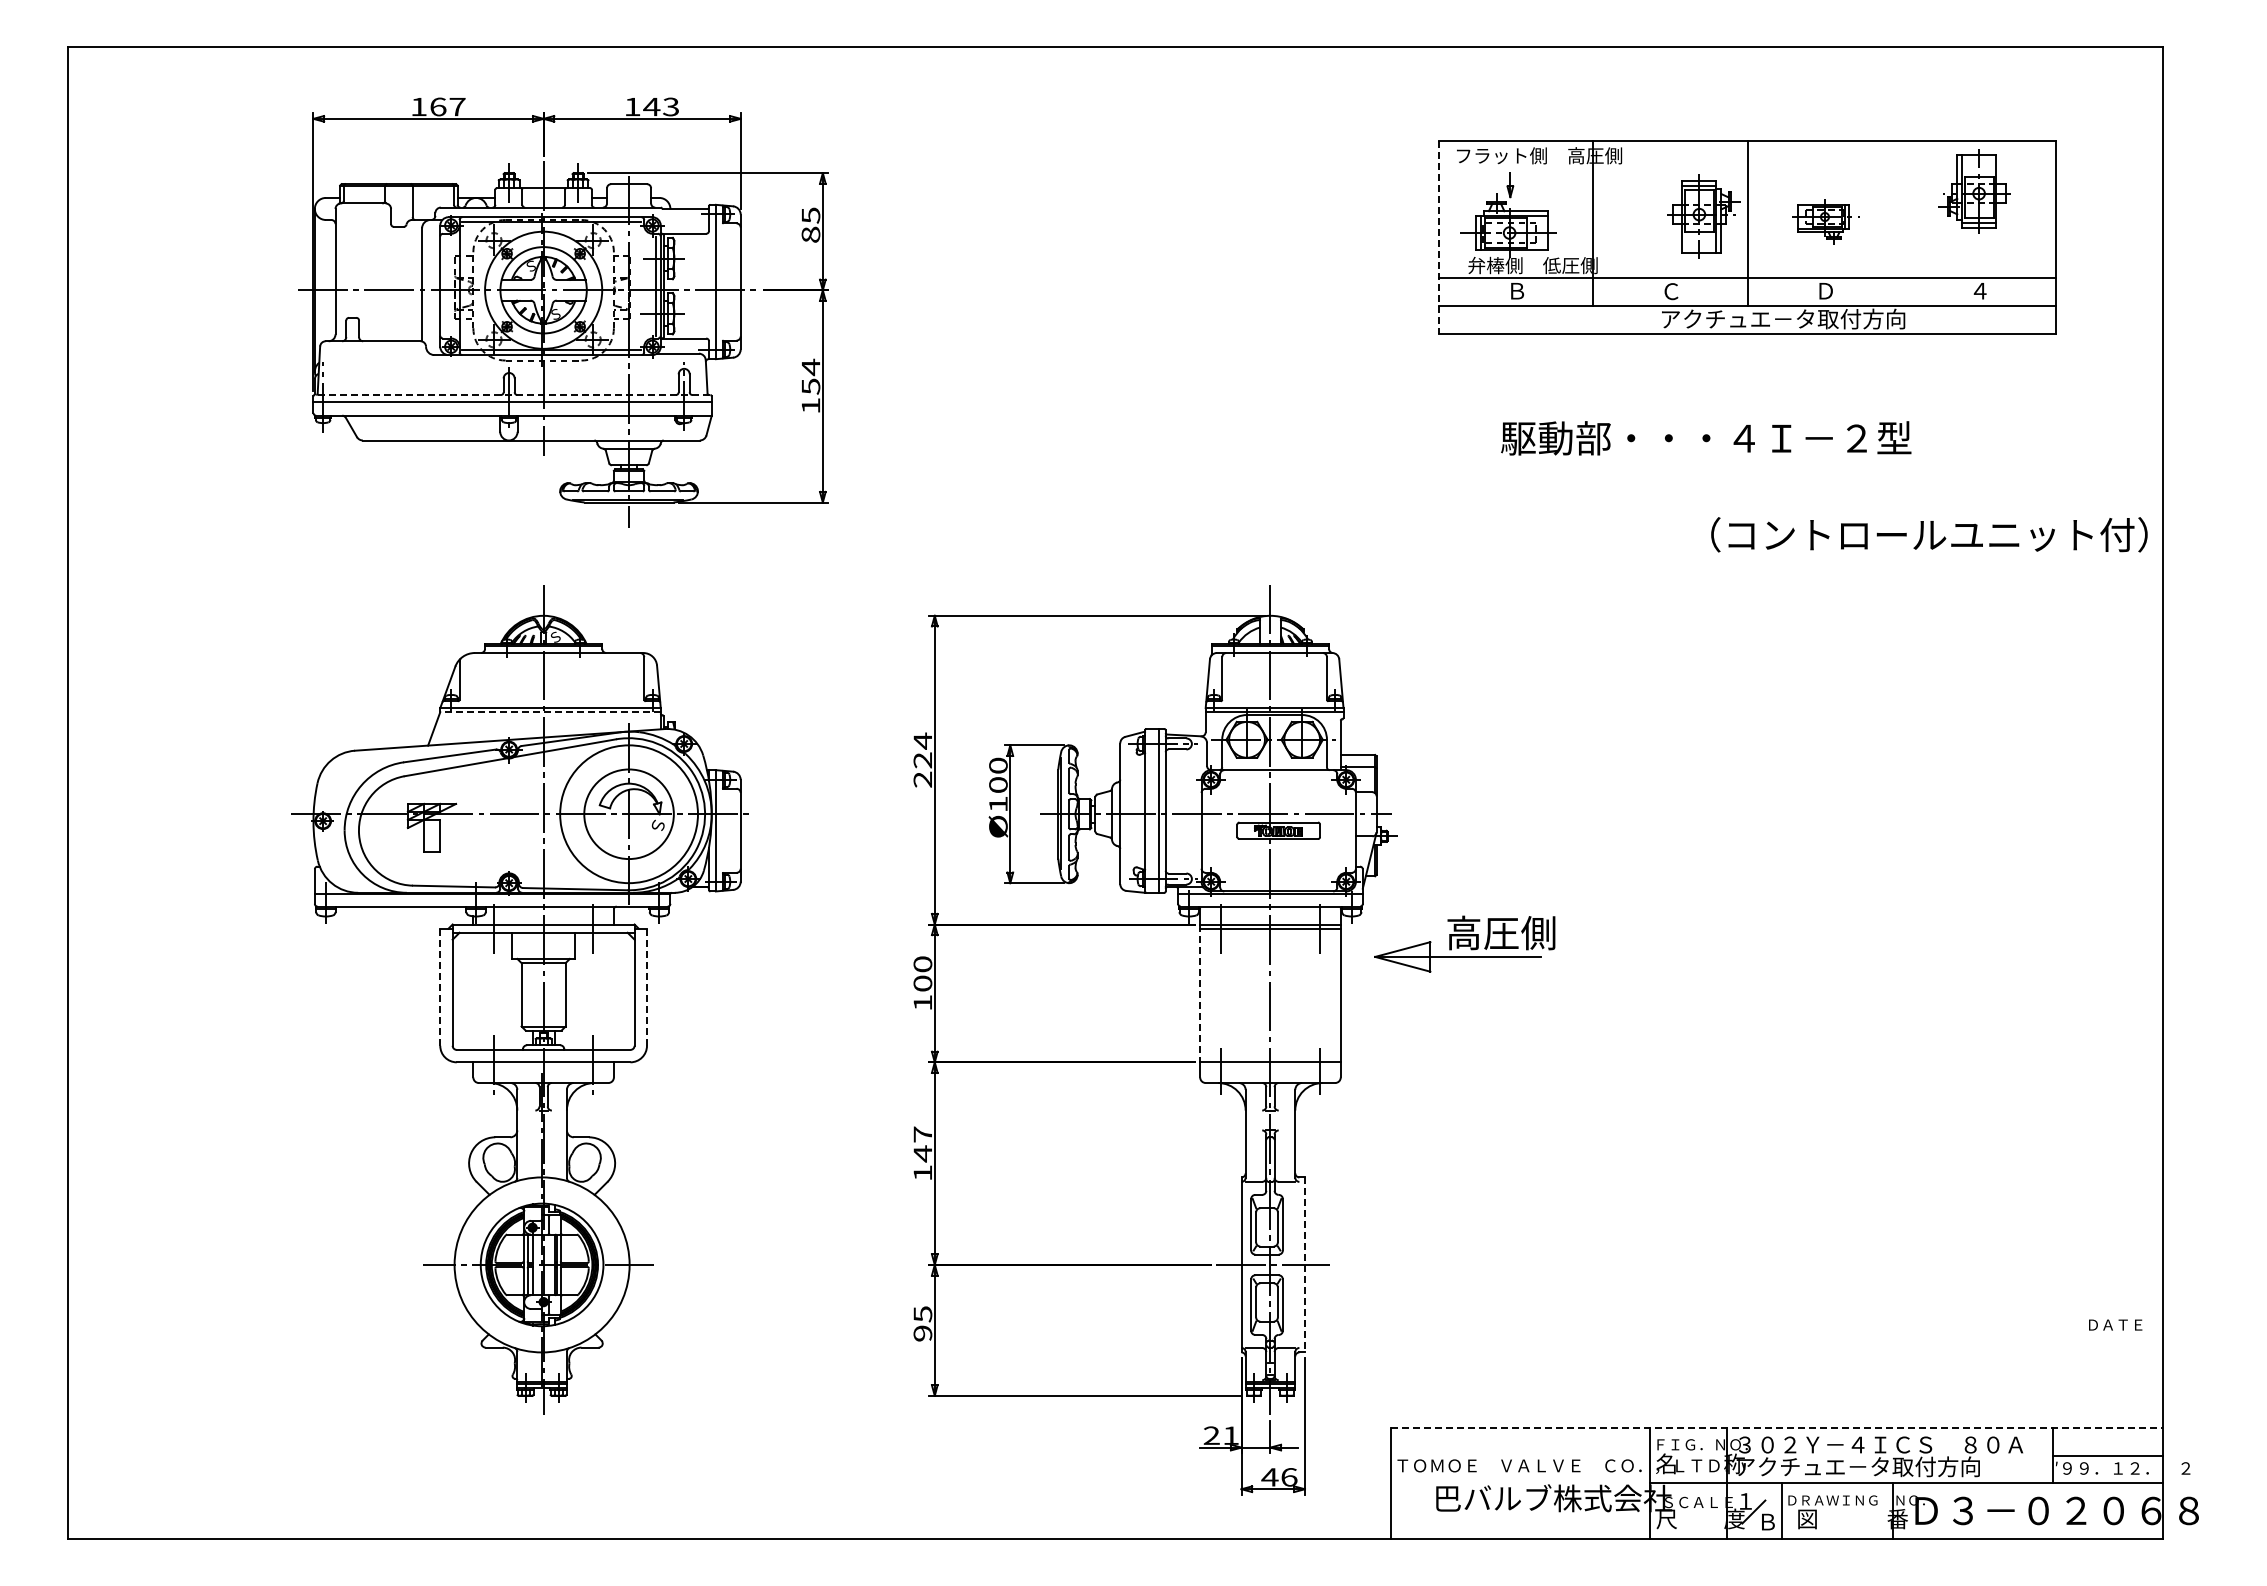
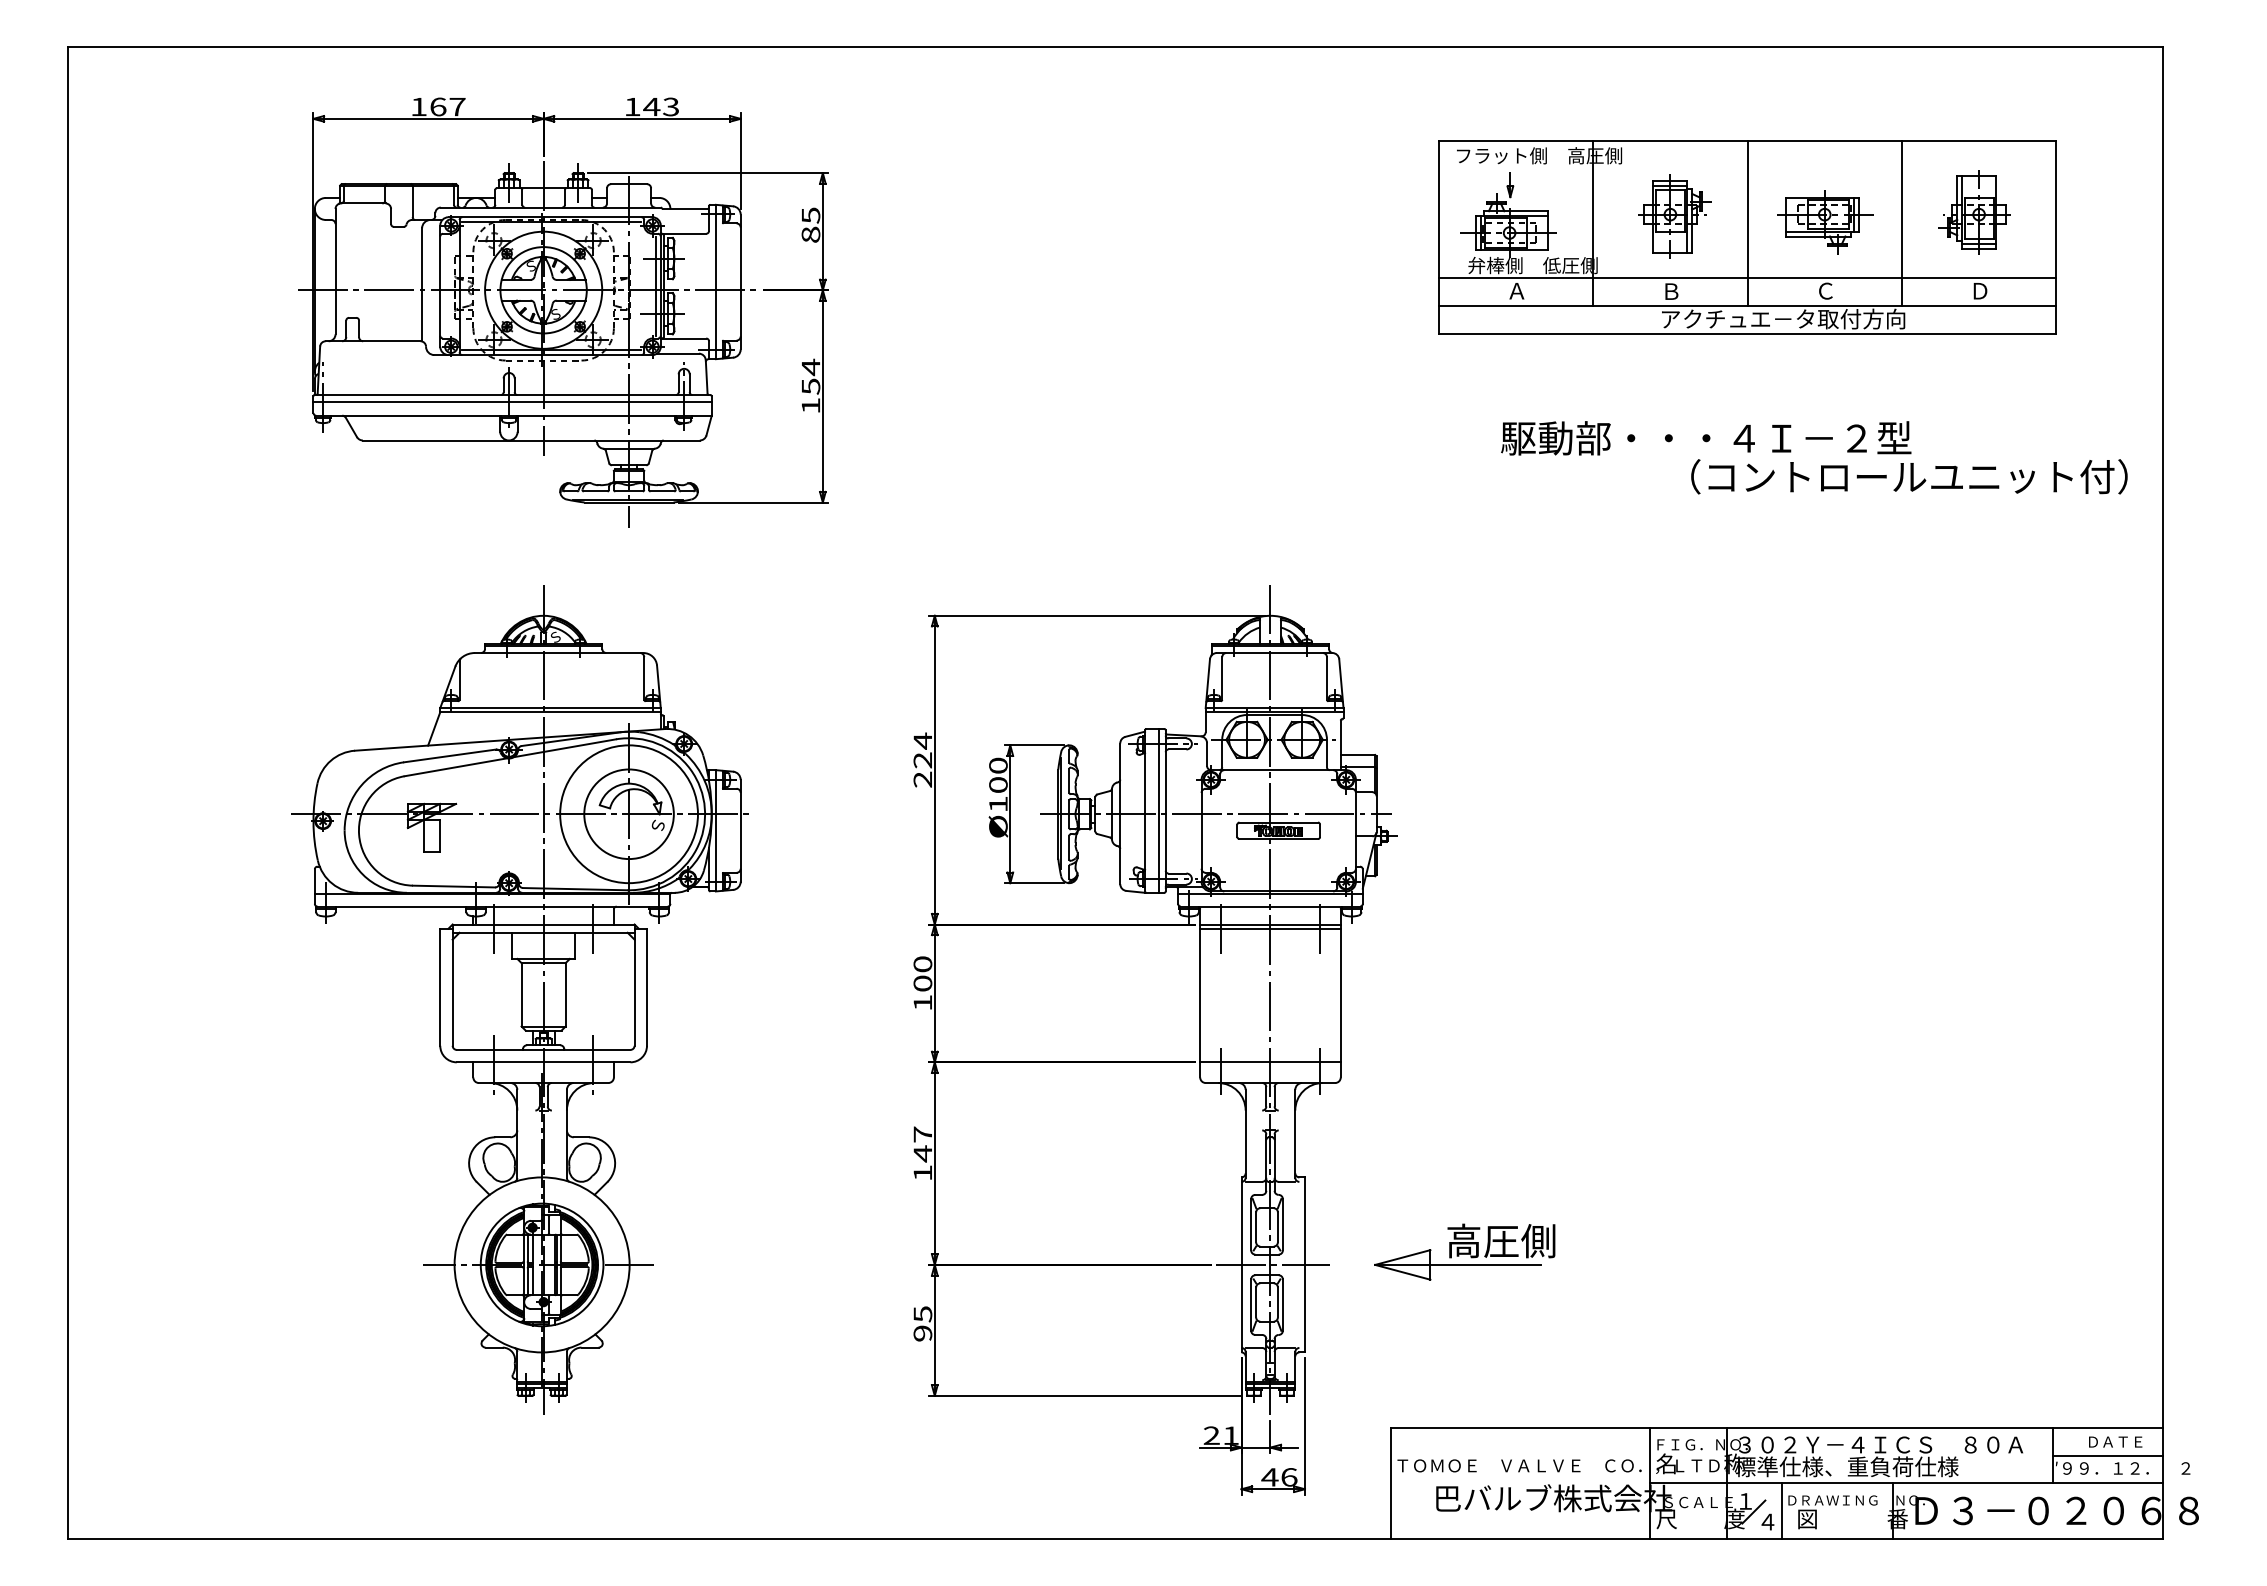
part position: (1974, 191) -> (1974, 212) (1974, 212)
part position: (1703, 216) -> (1674, 216) (1674, 216)
part size: 68x46 px -> 97x65 px (1825, 222)
line: none -> present (1901, 222)
line: dashed -> solid (1438, 237)
text: Ｄ -> Ｃ (1825, 290)
text: Ｂ -> Ａ (1516, 291)
text: Ｃ -> Ｂ (1671, 291)
text: ４ -> Ｄ (1980, 291)
line: dashed -> solid (512, 395)
text position: (1929, 534) -> (1909, 476) (1909, 476)
line: dashed -> solid (550, 712)
part position: (1464, 943) -> (1464, 1251) (1464, 1251)
line: dashed -> solid (440, 987)
line: dashed -> solid (646, 987)
line: dashed -> solid (1200, 993)
line: dashed -> solid (1304, 1264)
text position: (2115, 1324) -> (2115, 1441) (2115, 1441)
line: dashed -> solid (1776, 1428)
text: アクチュエ－タ取付方向 -> 標準仕様、重負荷仕様 (1856, 1466)
text: Ｂ -> ４ (1767, 1521)
